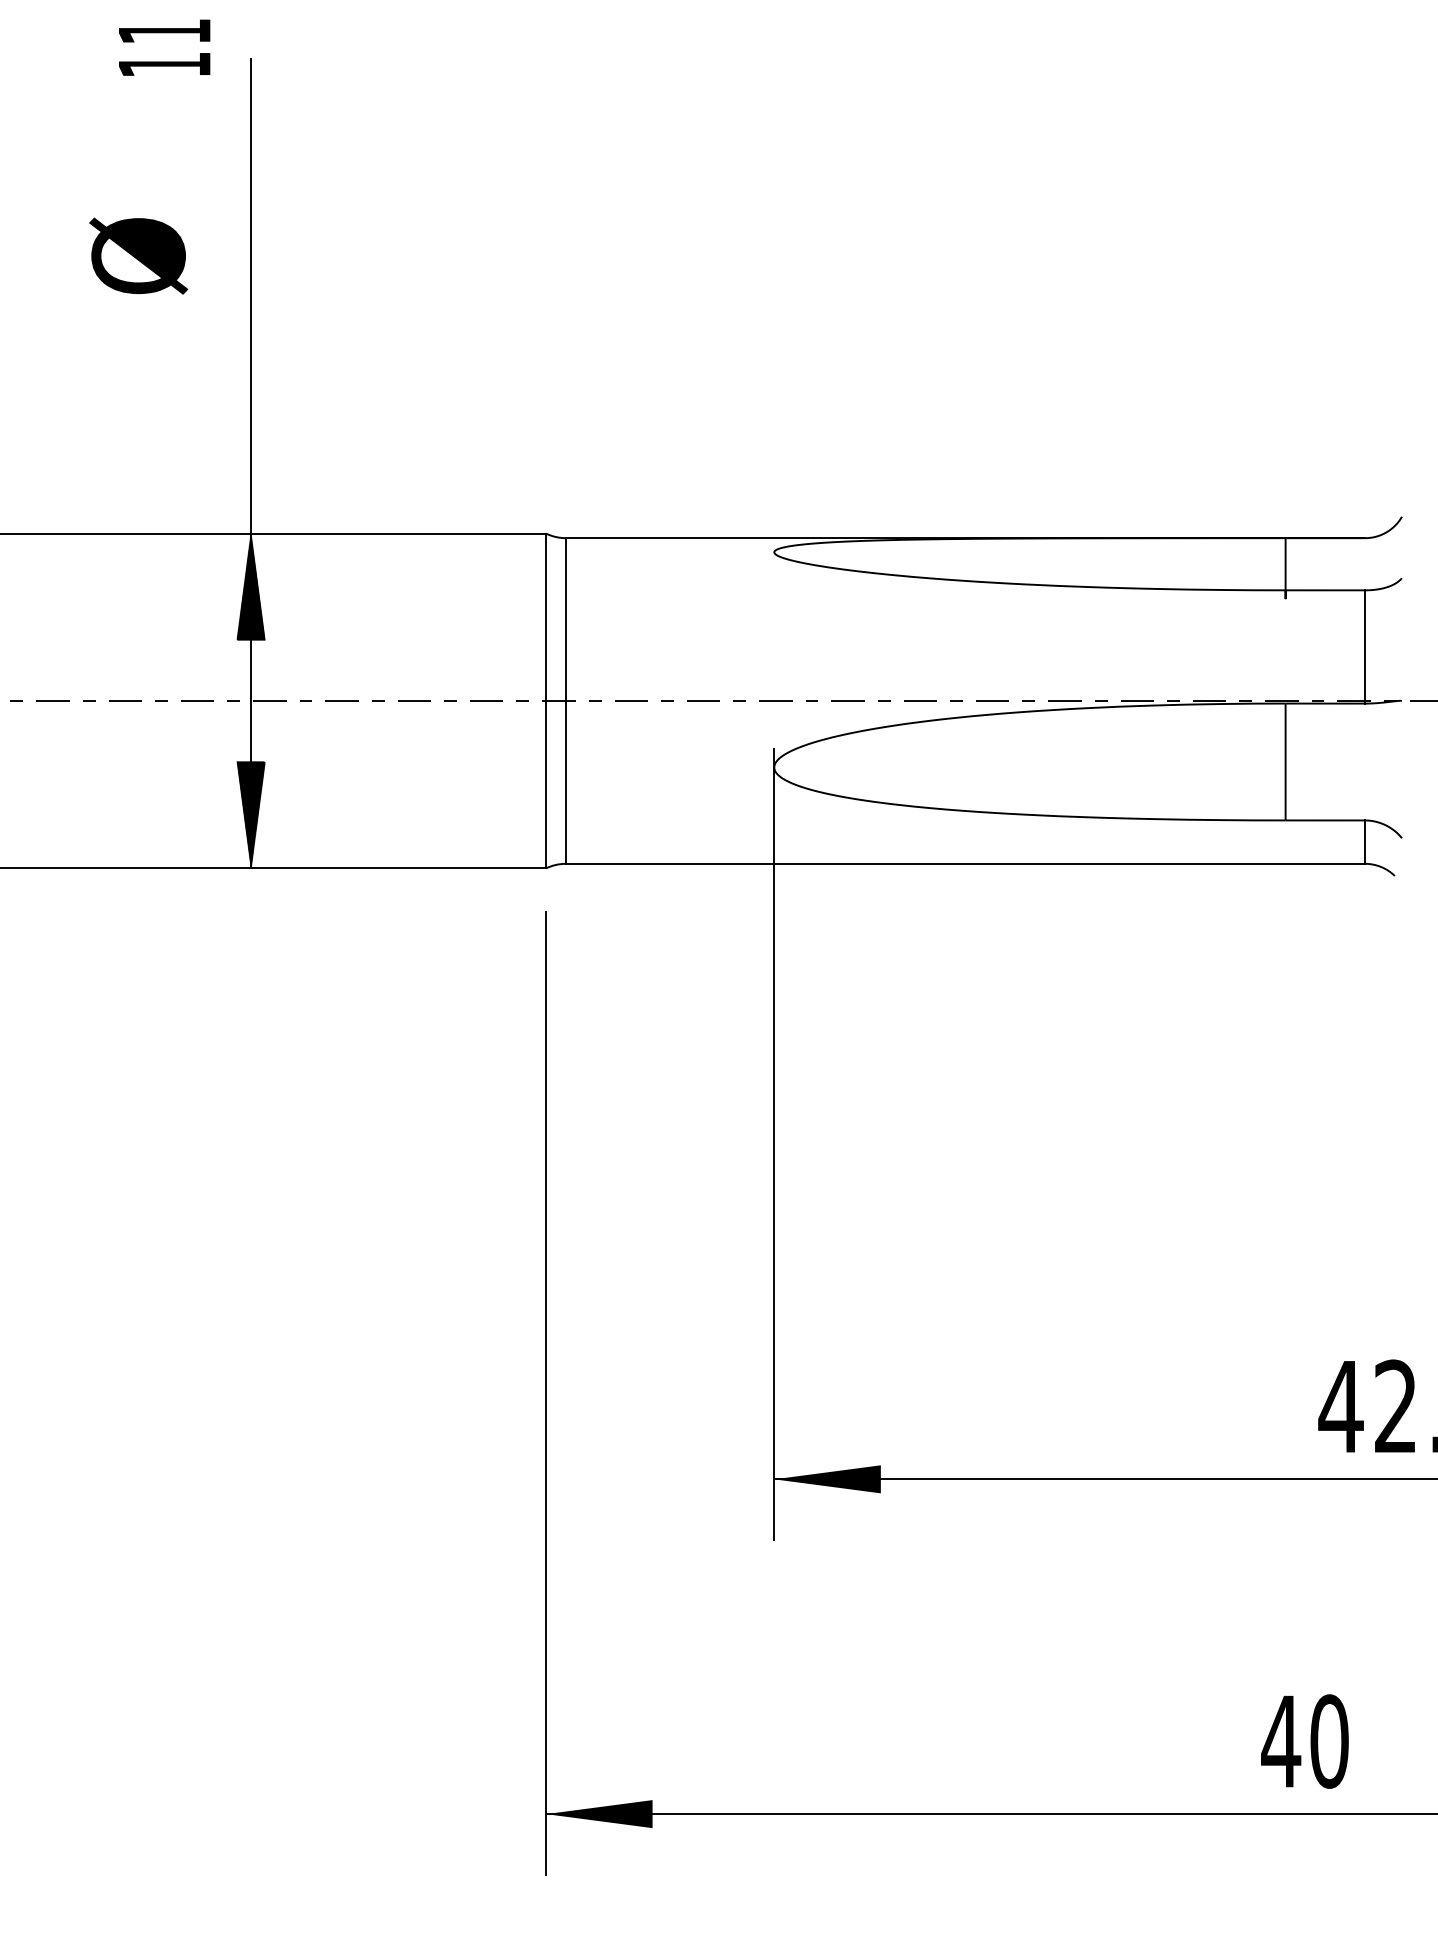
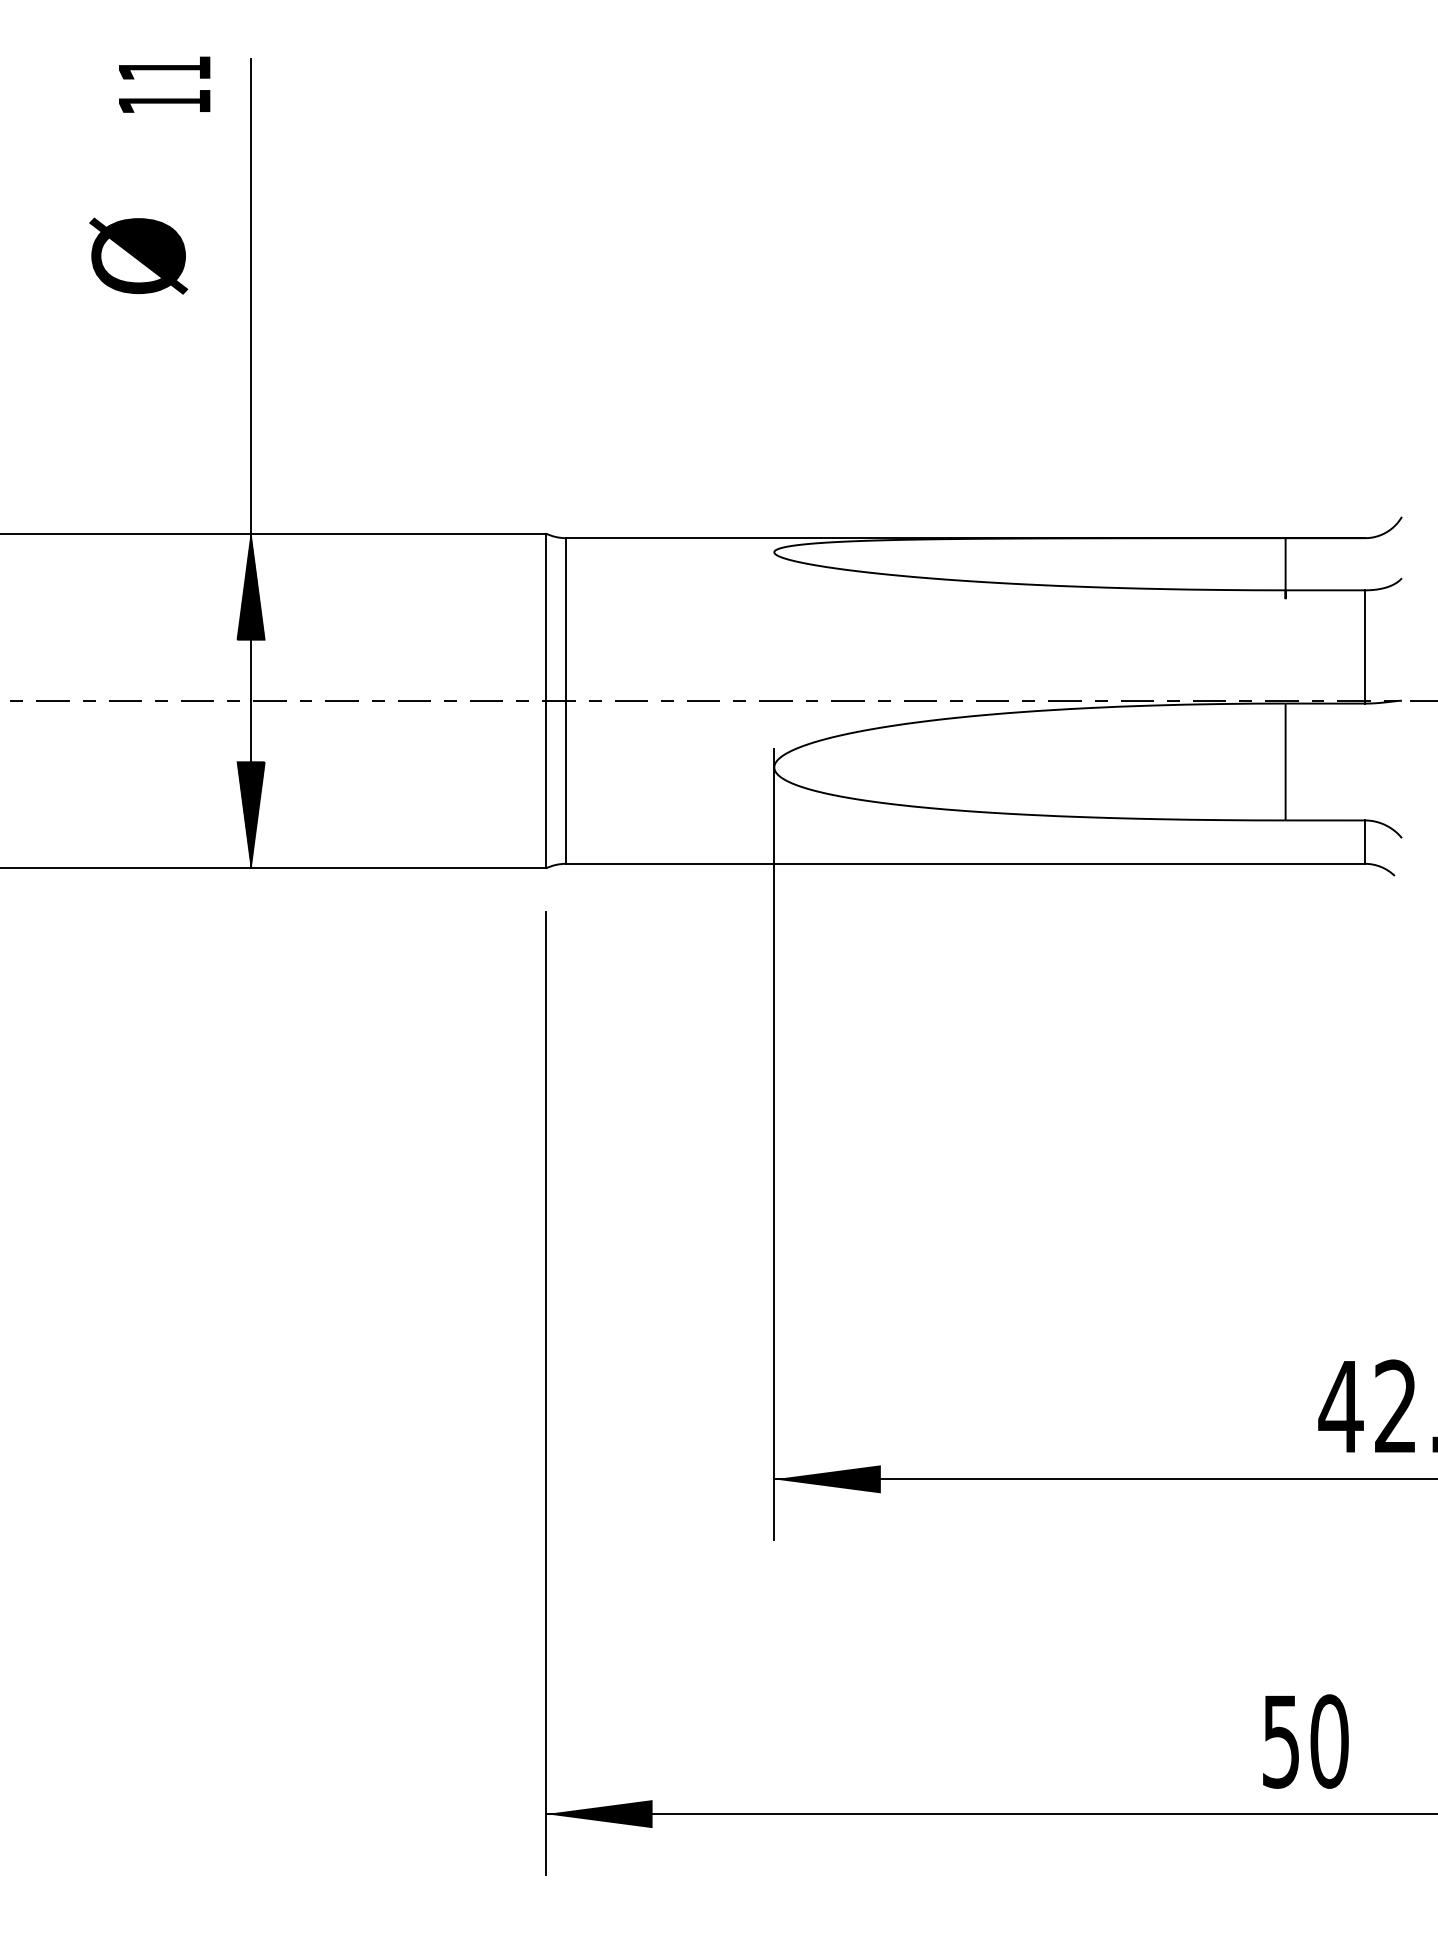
text position: (164, 47) -> (164, 84) (164, 84)
text: 40 -> 50 (1281, 1741)
